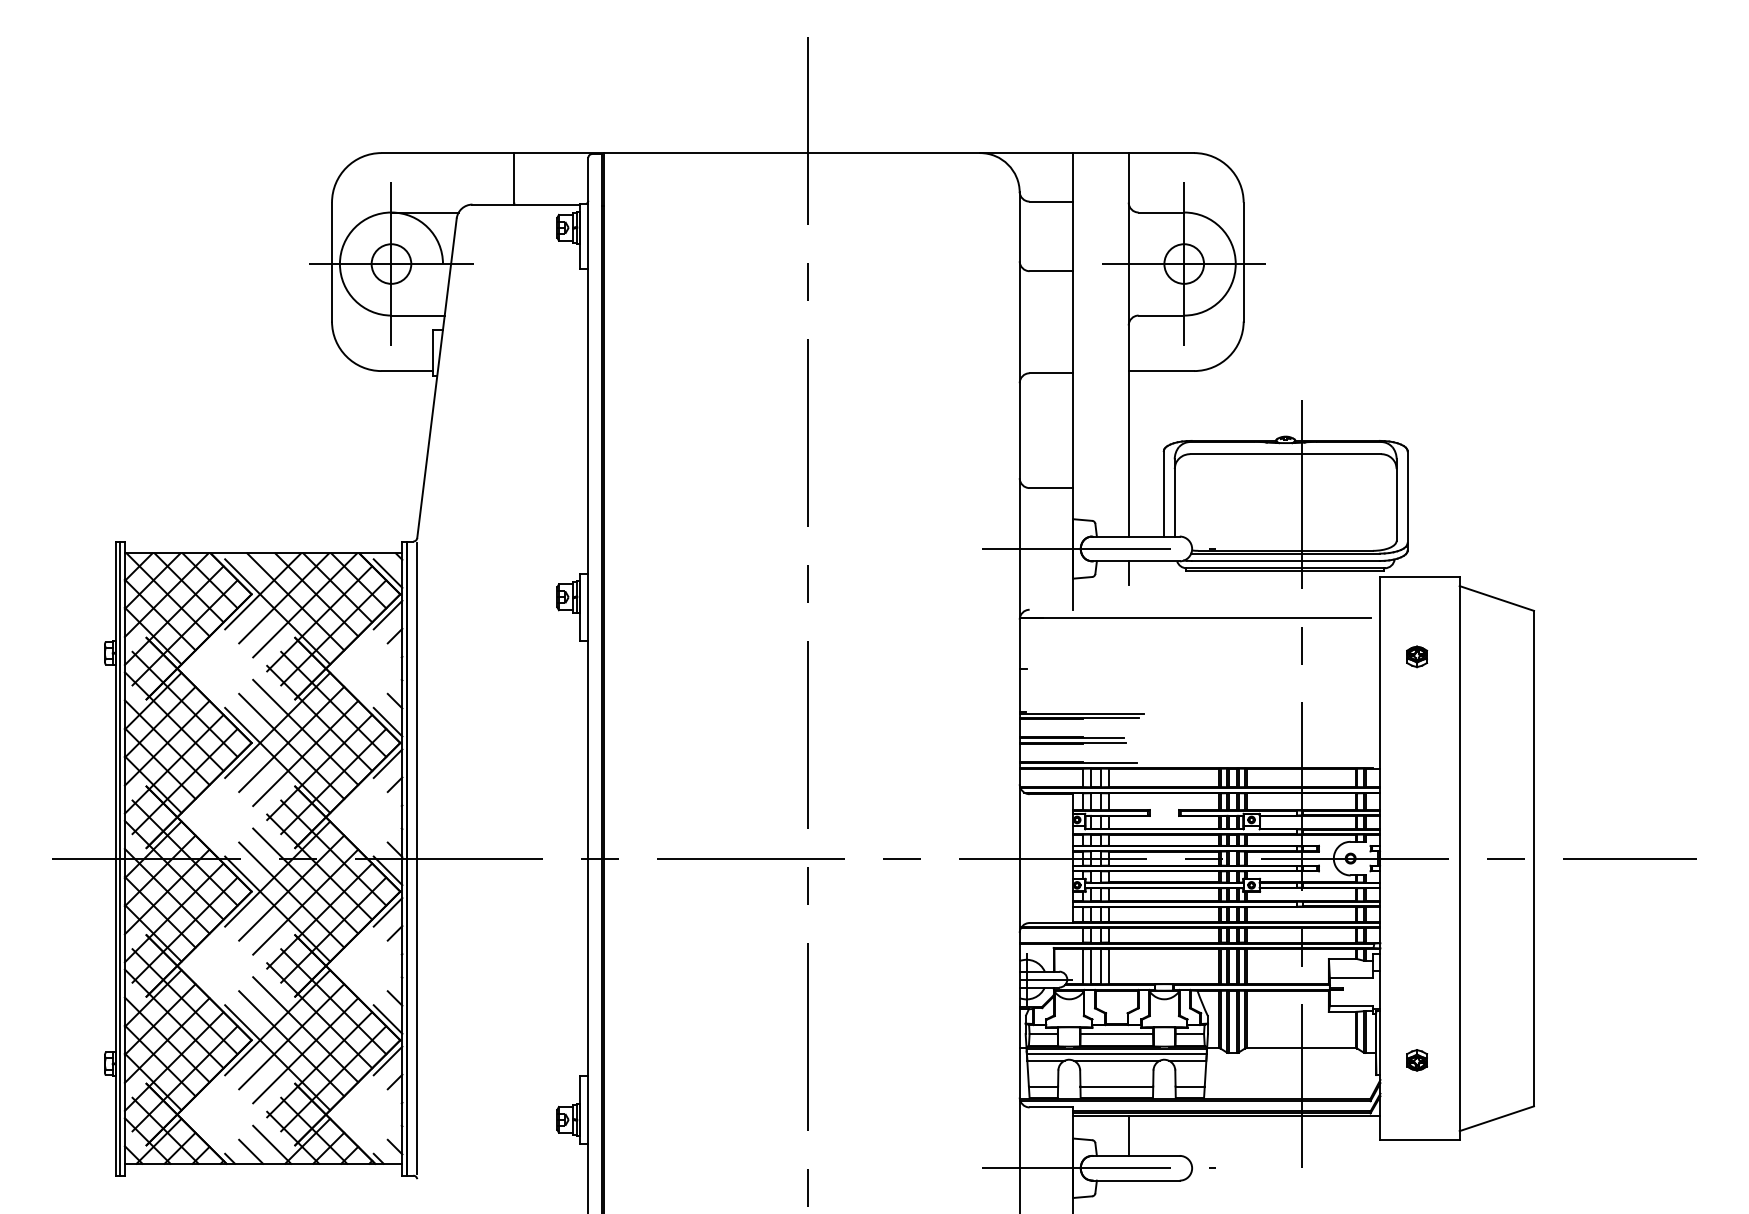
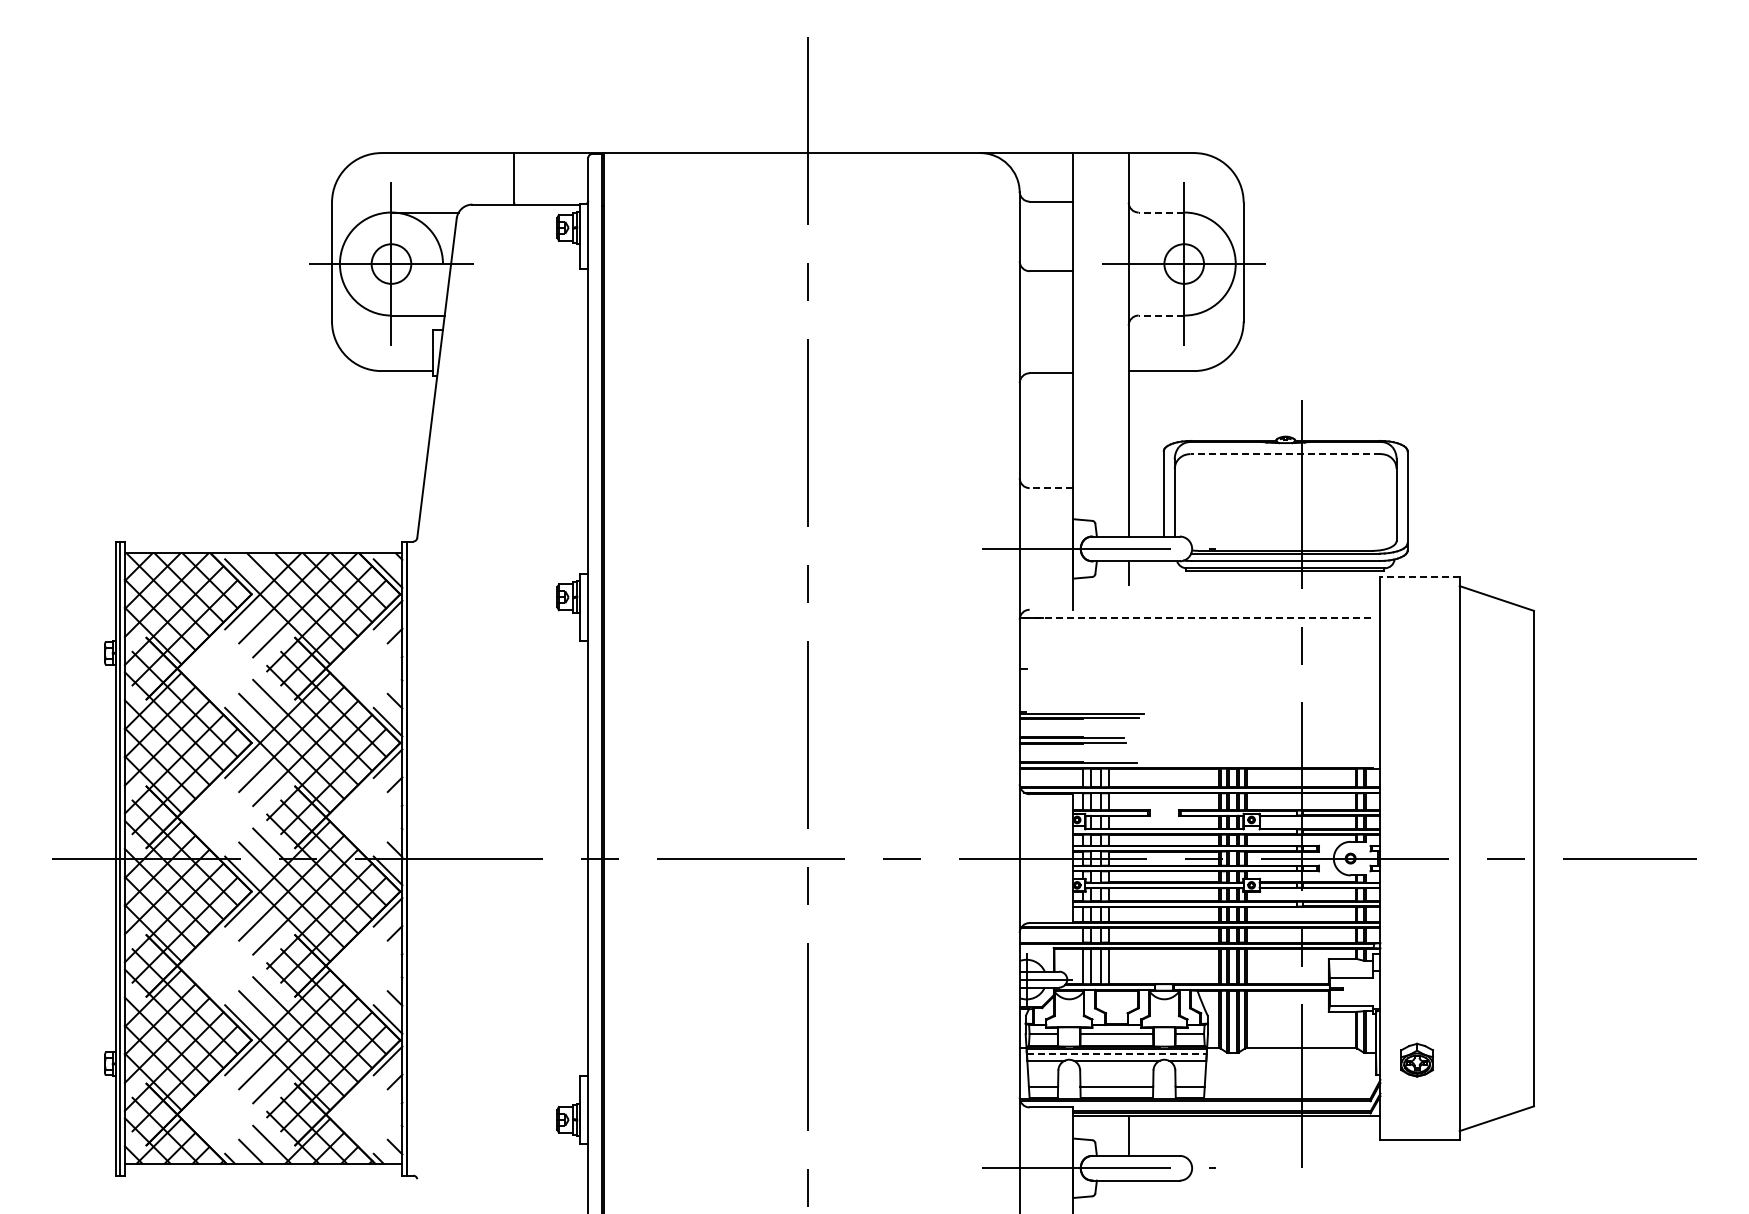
line: solid -> dashed (1161, 212)
line: solid -> dashed (1161, 315)
line: solid -> dashed (1285, 454)
line: solid -> dashed (1051, 488)
line: solid -> dashed (1420, 577)
line: solid -> dashed (1194, 618)
part: present -> none (1416, 656)
line: present -> none (416, 858)
line: solid -> dashed (1116, 1054)
part size: 22x23 px -> 34x36 px (1416, 1059)
